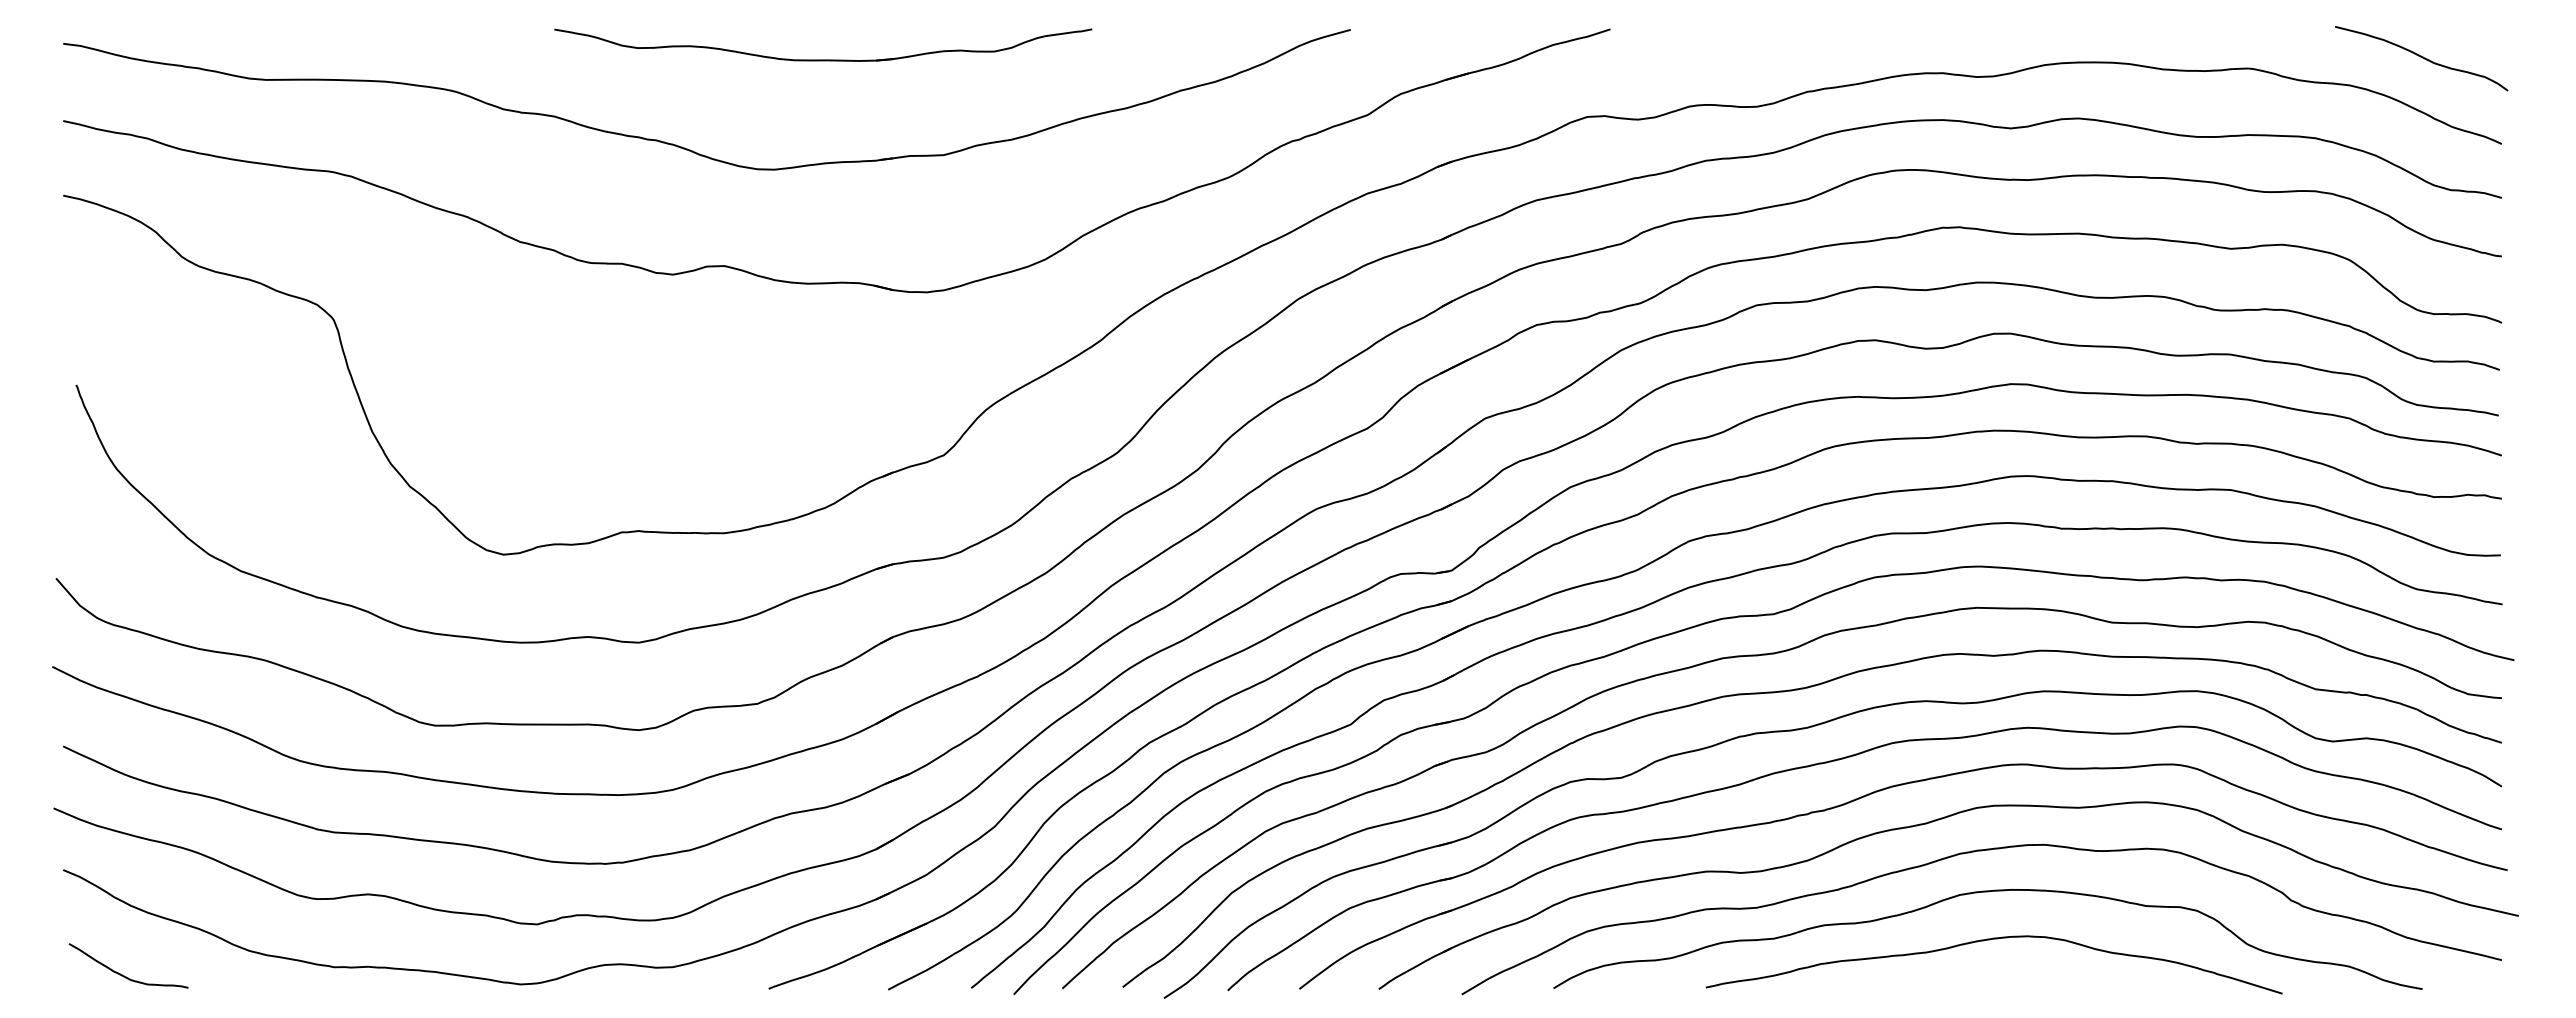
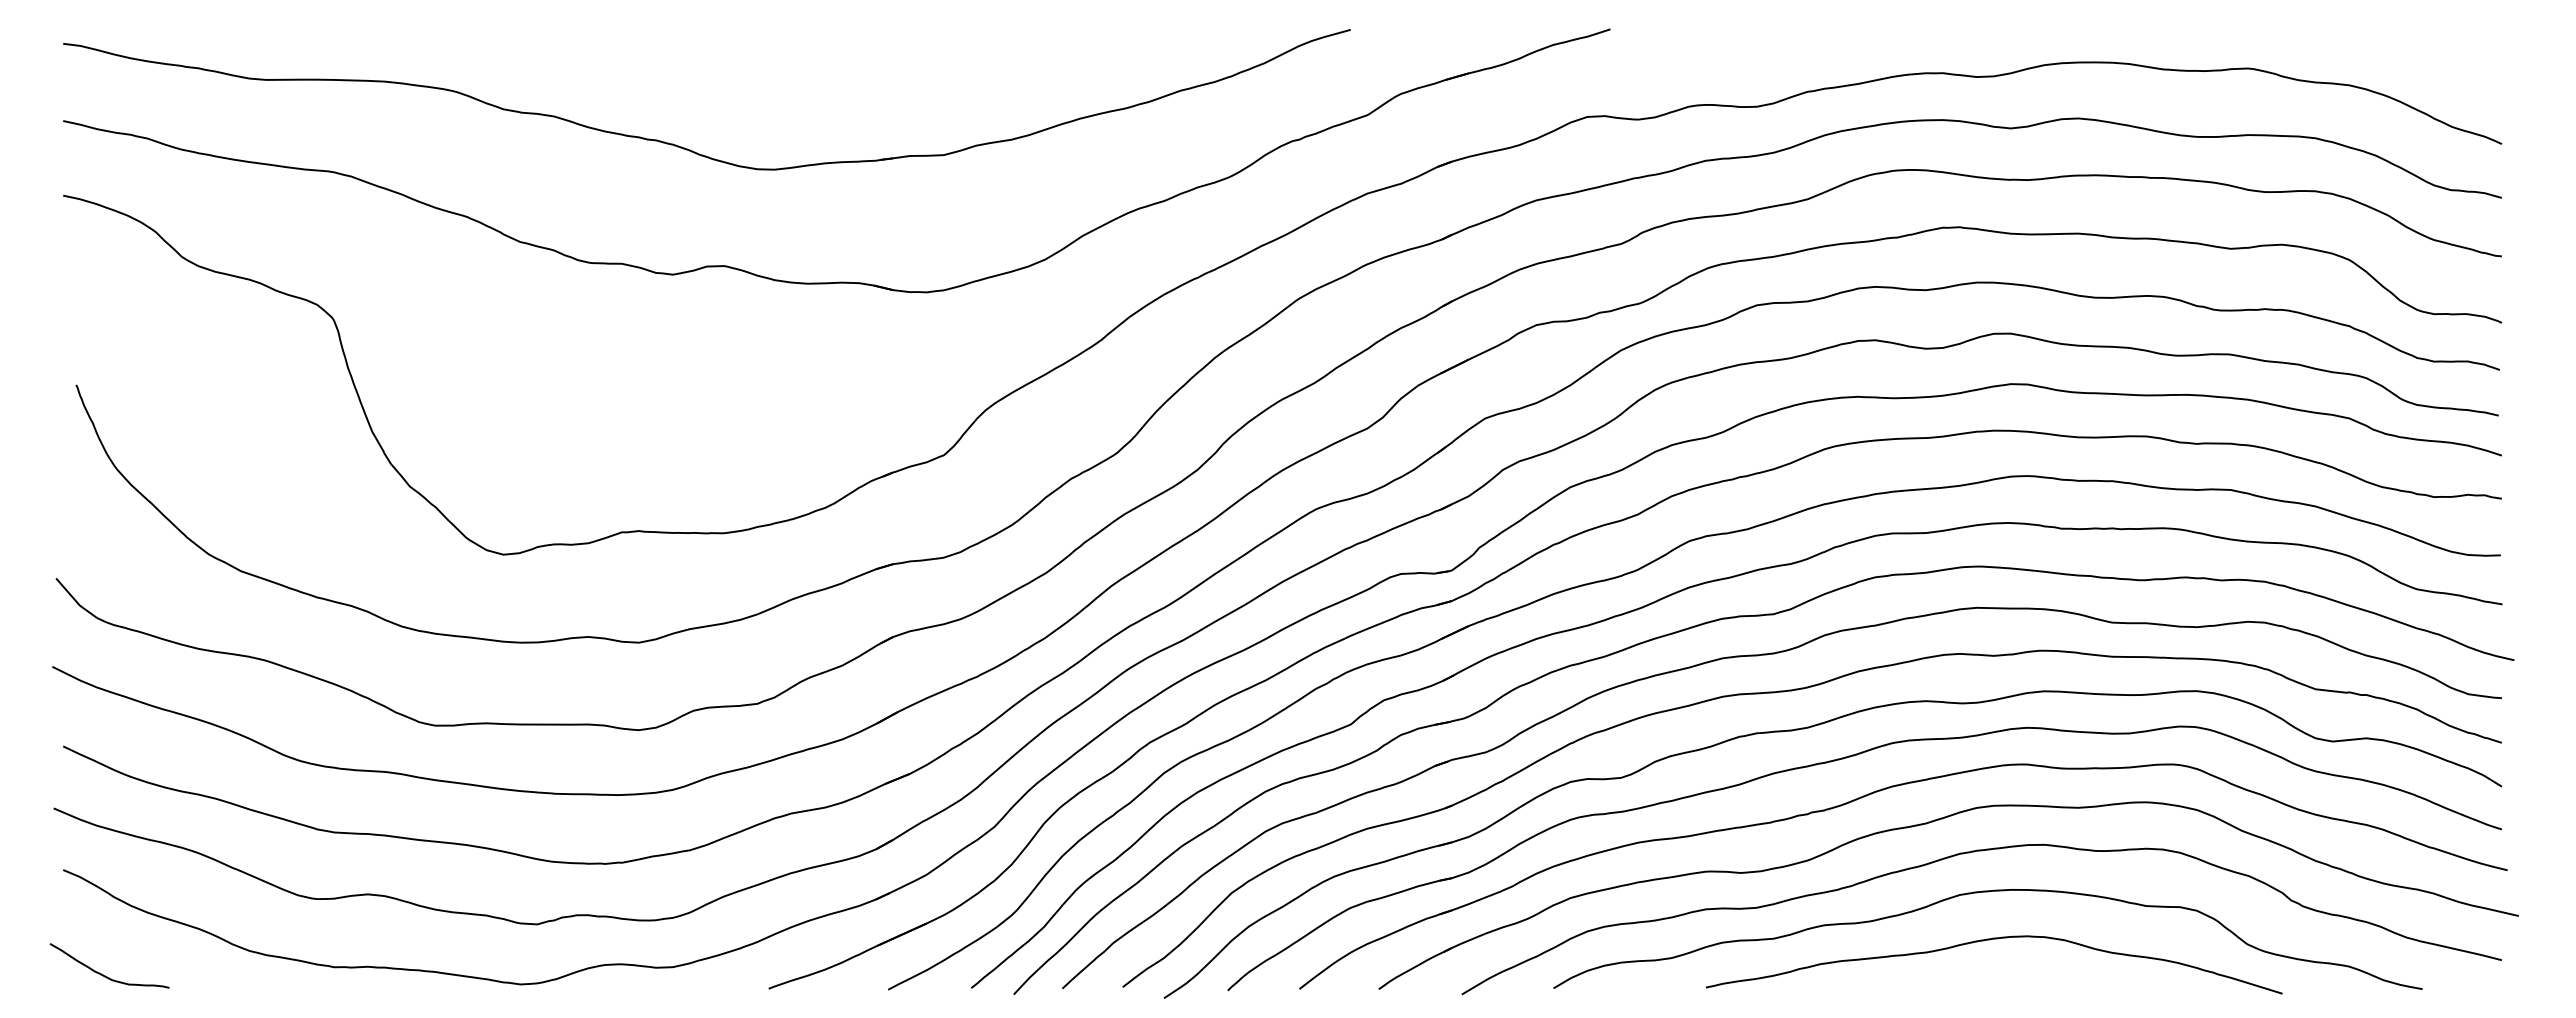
curve: present -> none (2421, 57)
part: present -> none (823, 59)
curve position: (124, 975) -> (105, 975) (105, 975)
